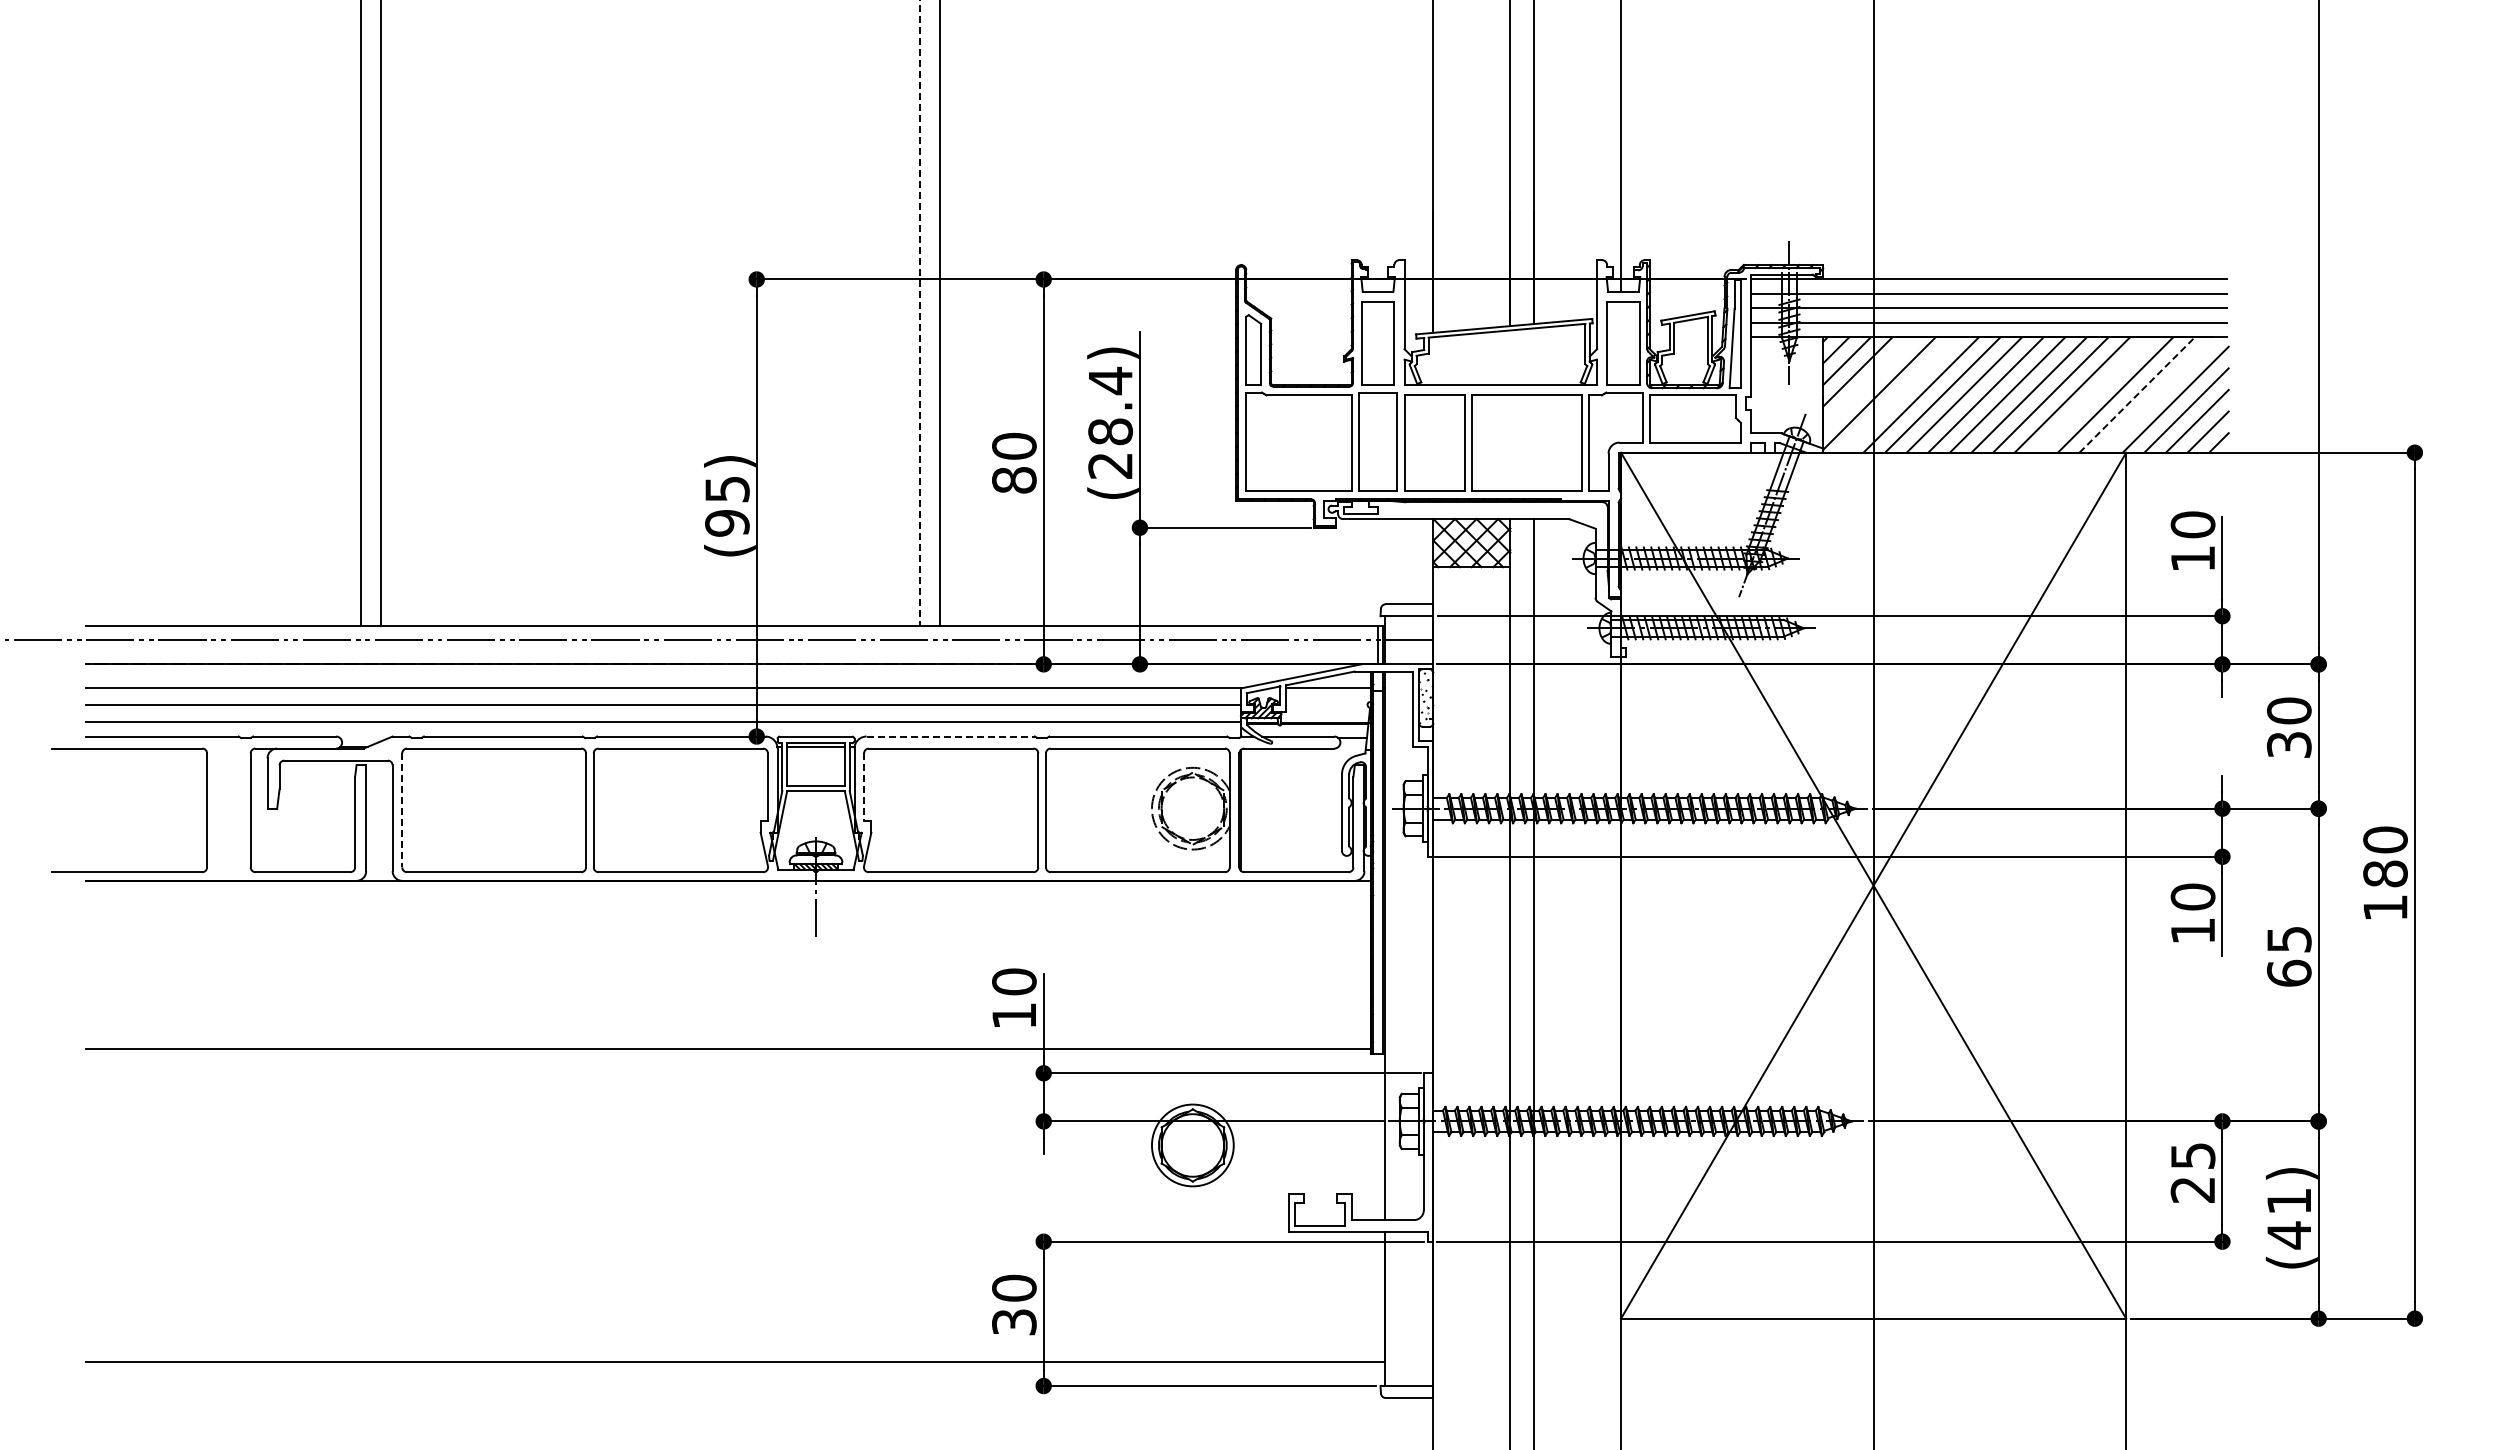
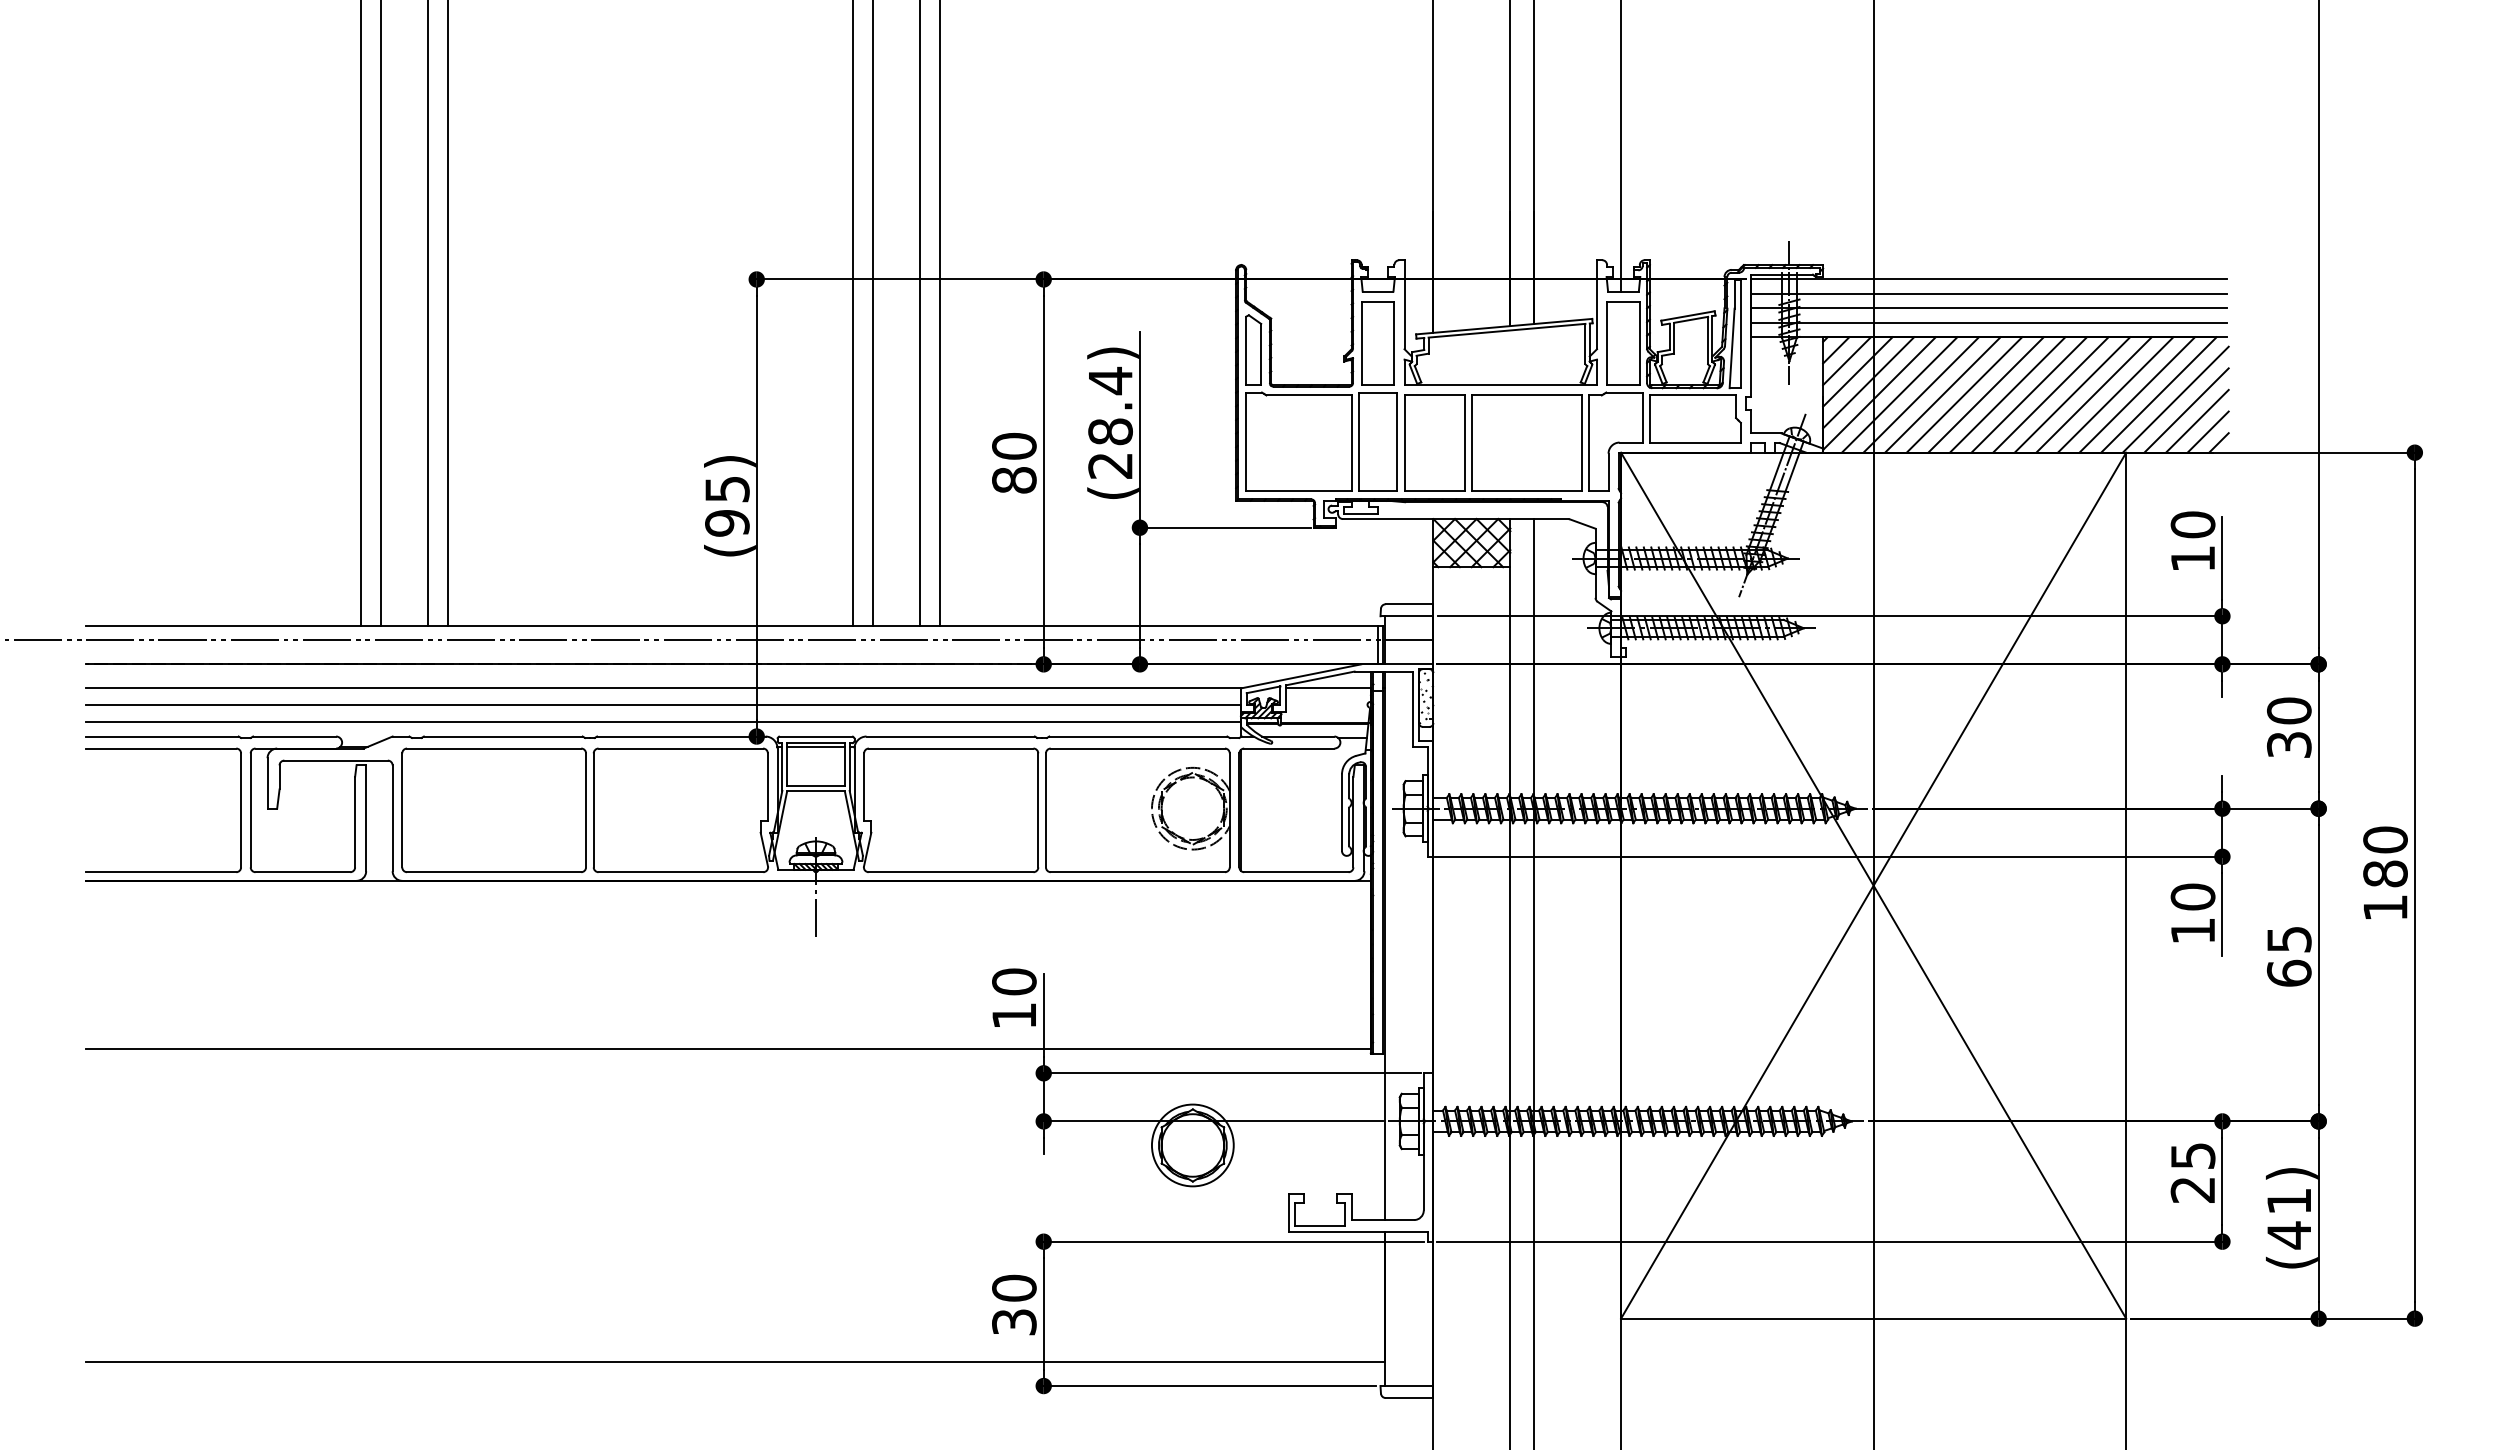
line: none -> present (428, 313)
line: none -> present (447, 313)
line: none -> present (852, 313)
line: none -> present (872, 313)
line: dashed -> solid (920, 313)
line: none -> present (1868, 382)
line: none -> present (1899, 394)
line: none -> present (2093, 394)
line: dashed -> solid (2137, 394)
line: none -> present (2158, 394)
line: dashed -> solid (951, 736)
part position: (129, 749) -> (163, 749) (163, 749)
line: dashed -> solid (864, 787)
line: dashed -> solid (402, 810)
